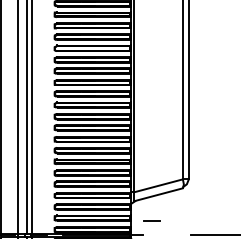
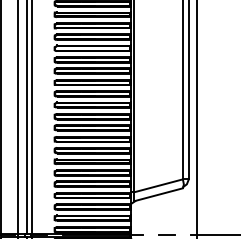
line: none -> present (196, 118)
line position: (151, 220) -> (166, 234) (166, 234)
